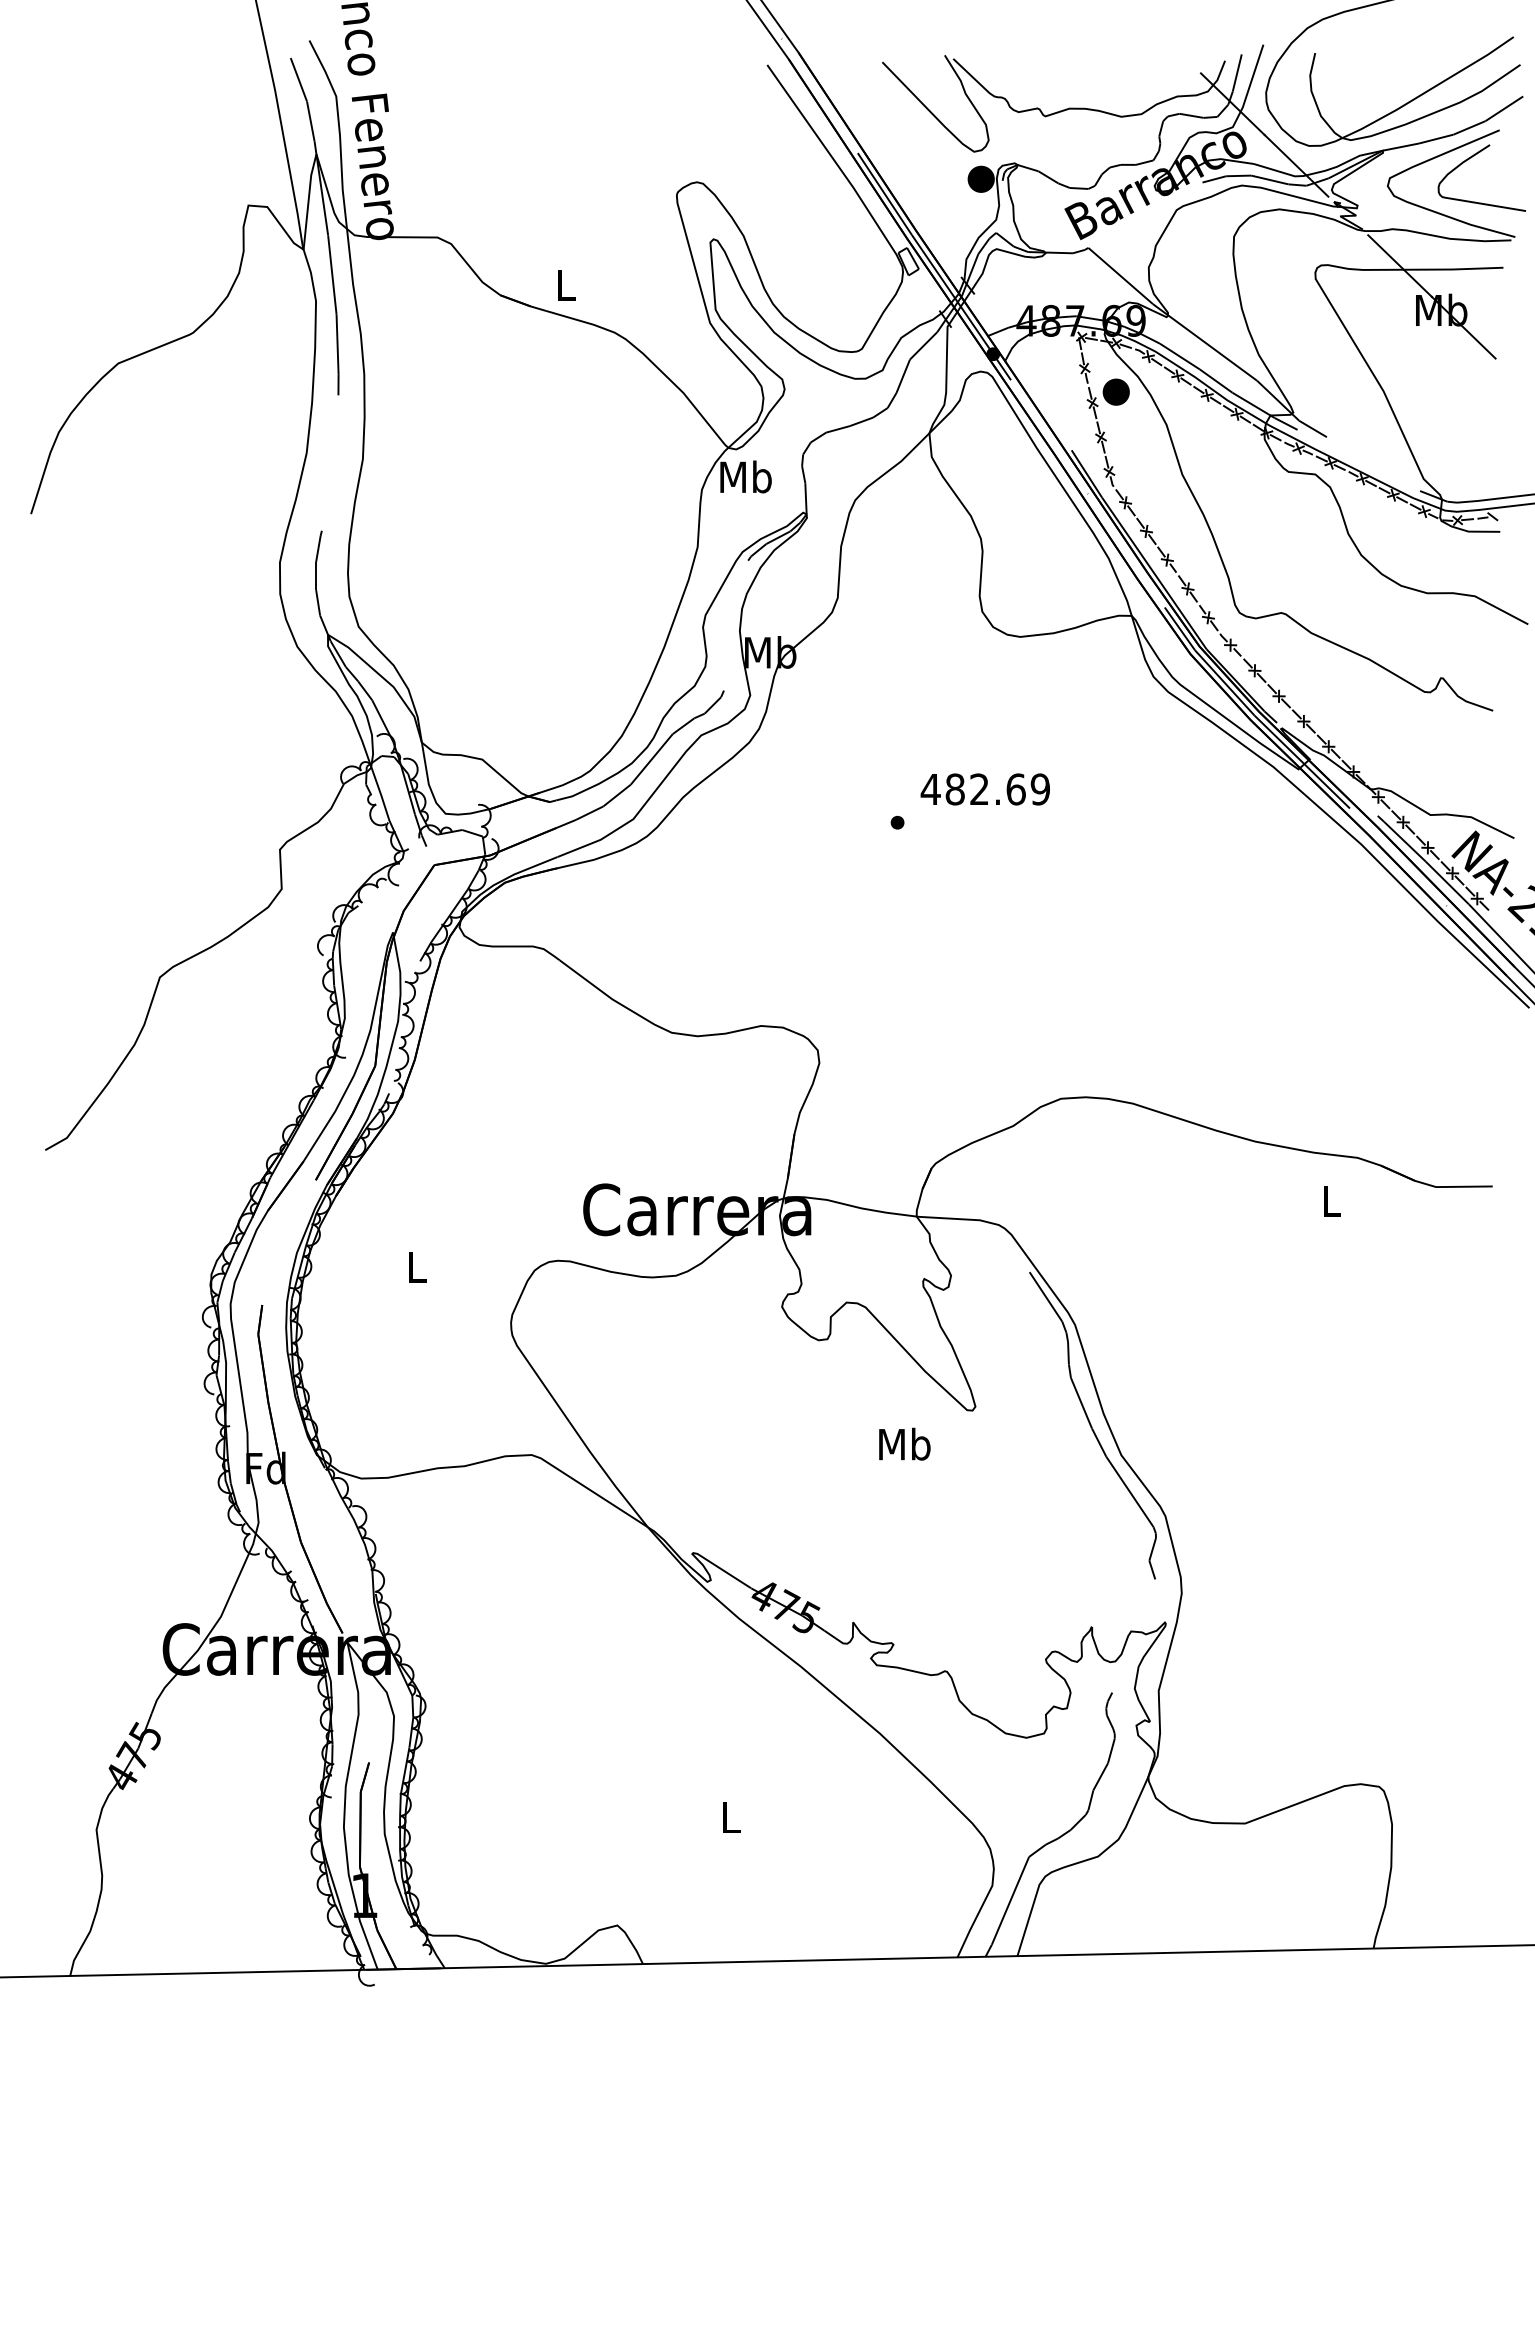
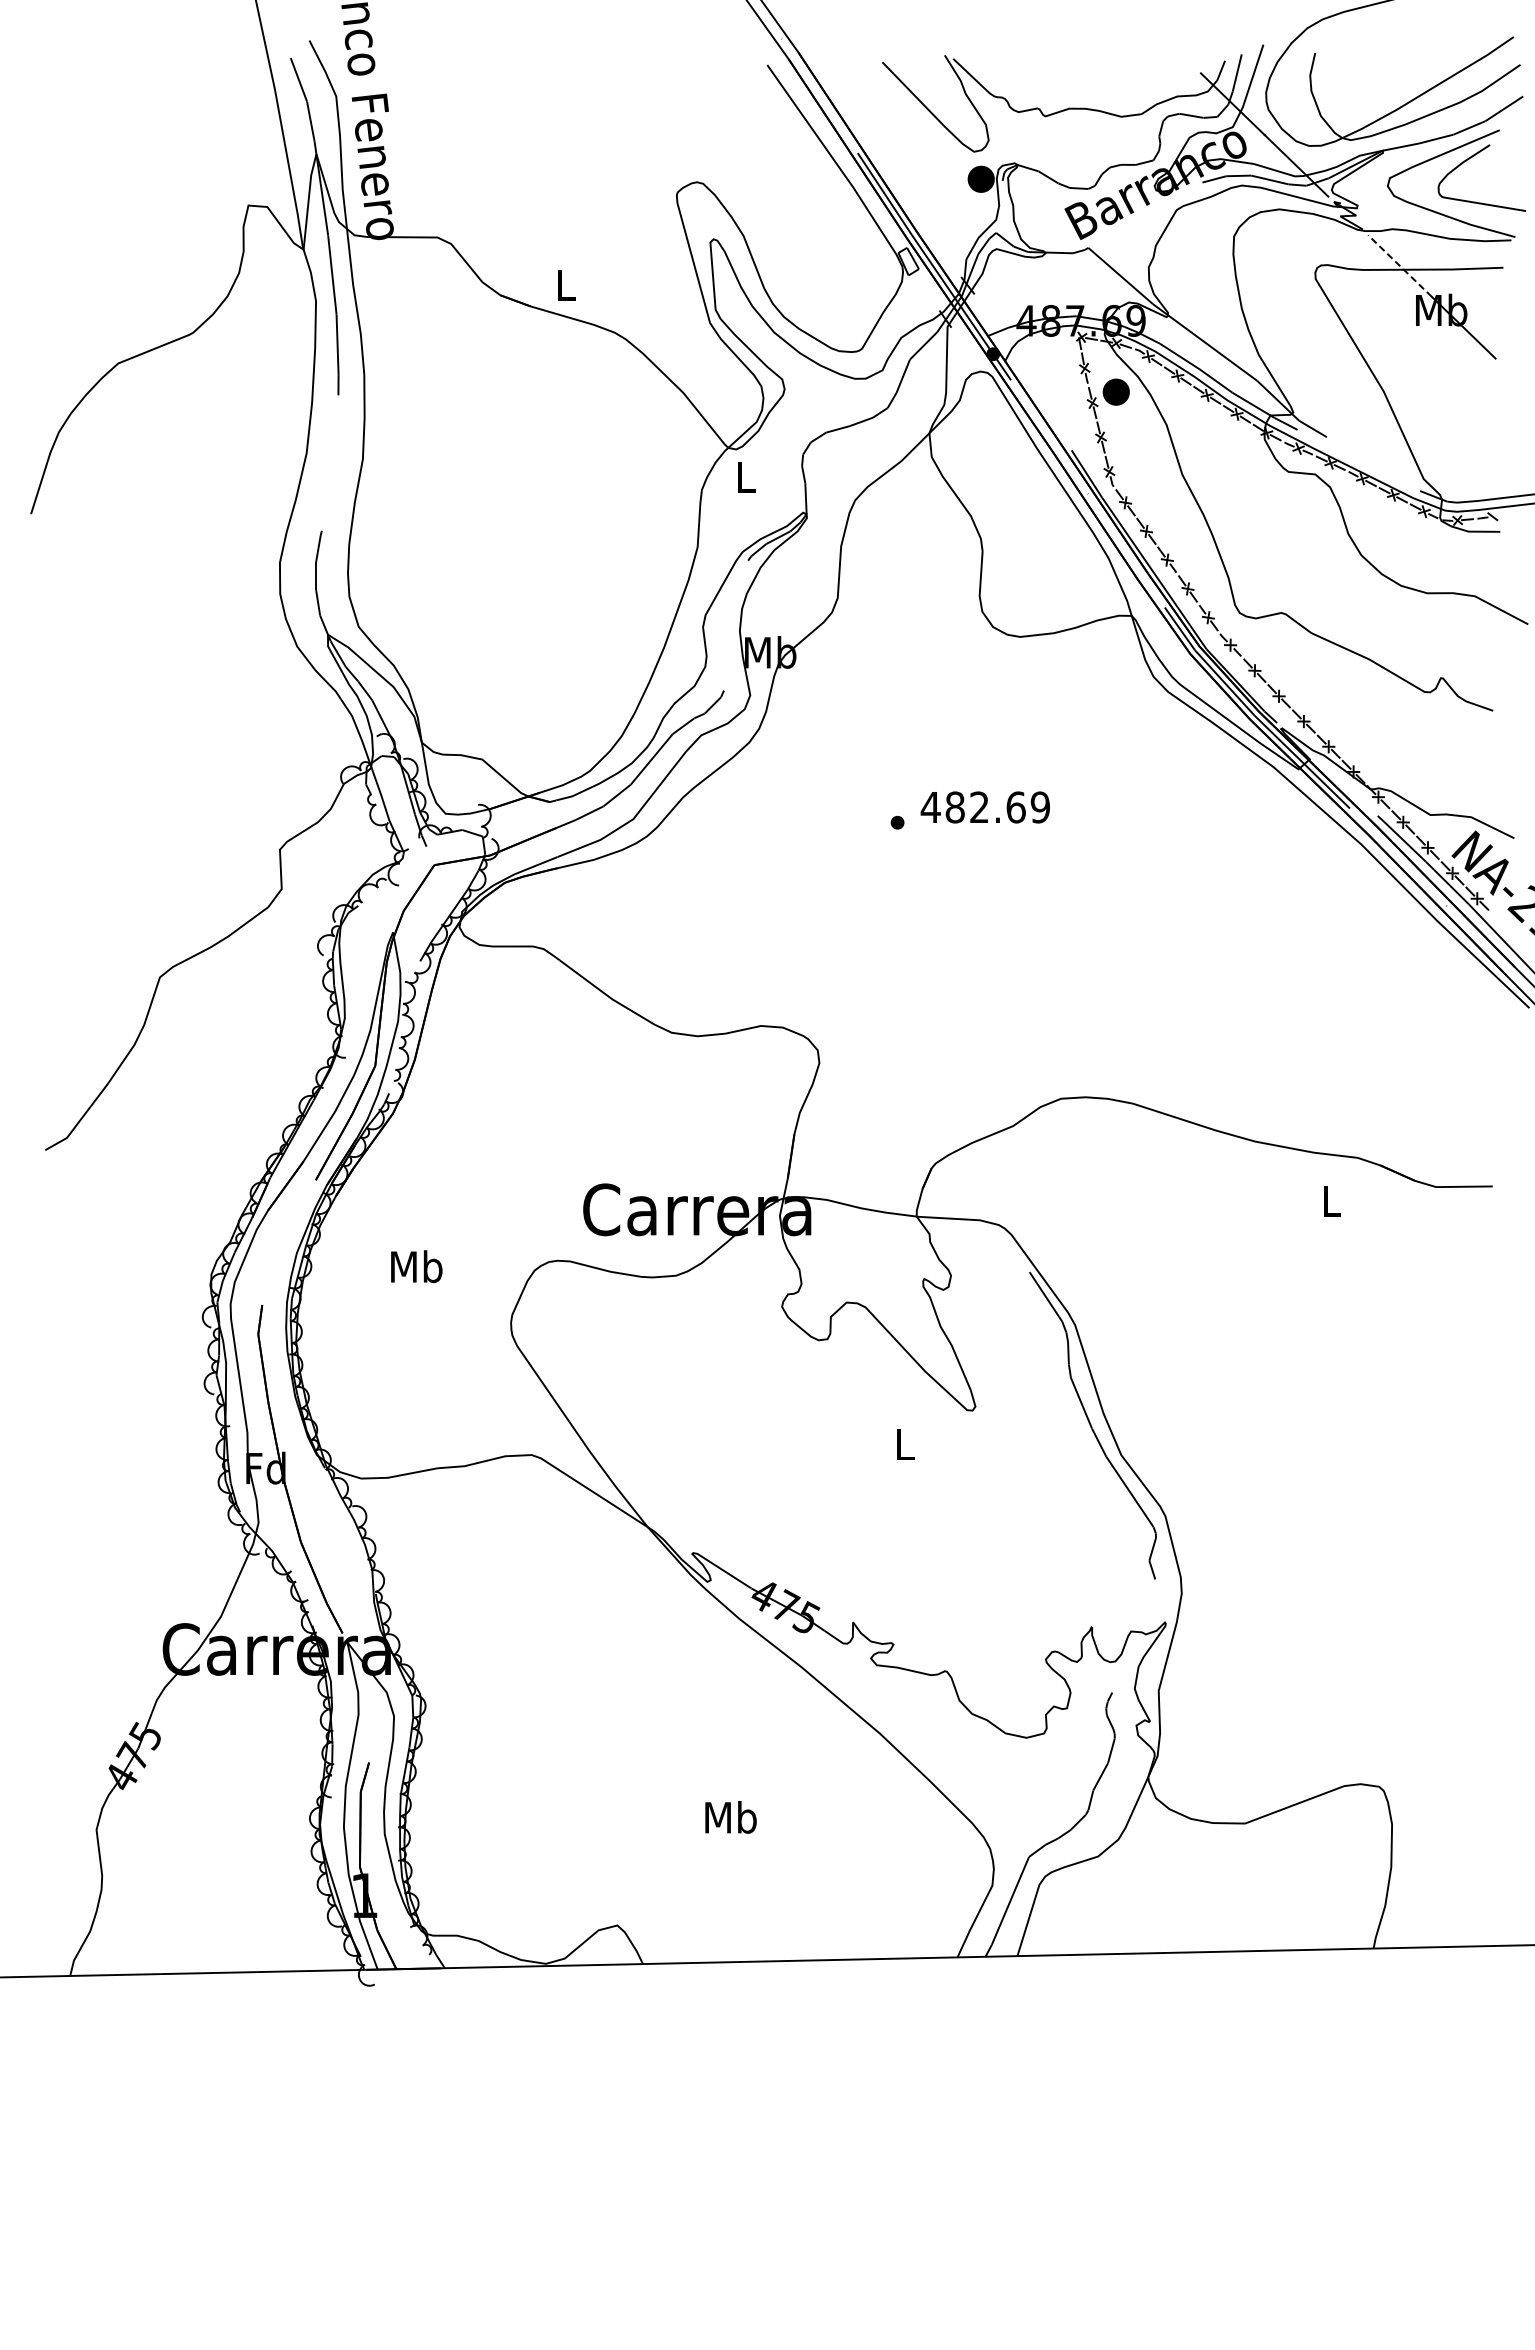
line: solid -> dashed (1399, 265)
text: Mb -> L (745, 476)
text position: (984, 789) -> (984, 807) (984, 807)
text: L -> Mb (416, 1266)
text: Mb -> L (904, 1443)
text: L -> Mb (730, 1817)
